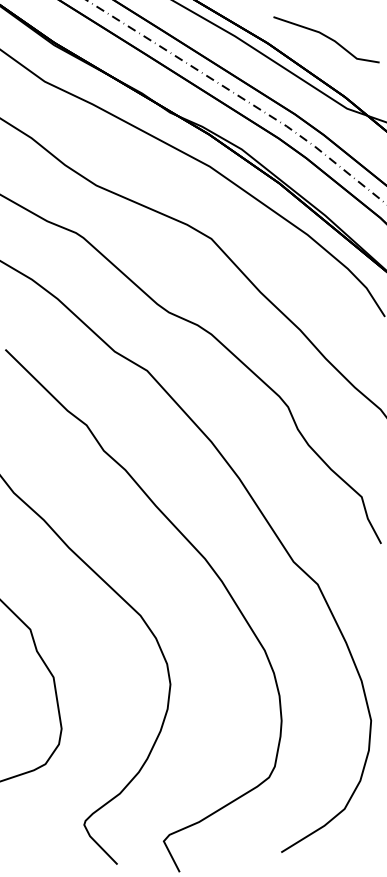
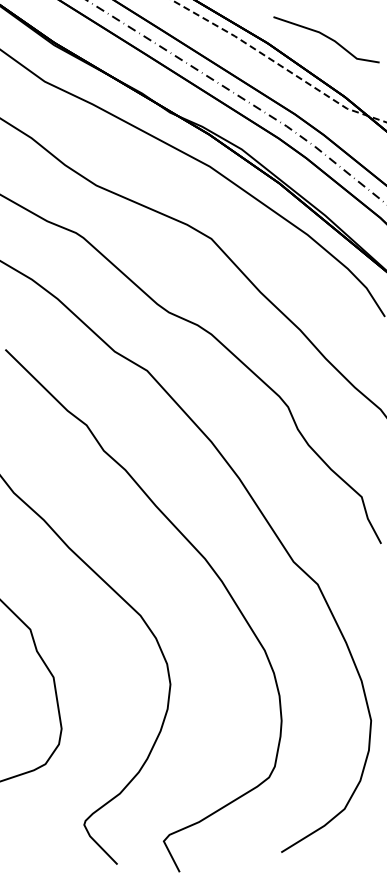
line: solid -> dashed (278, 64)
